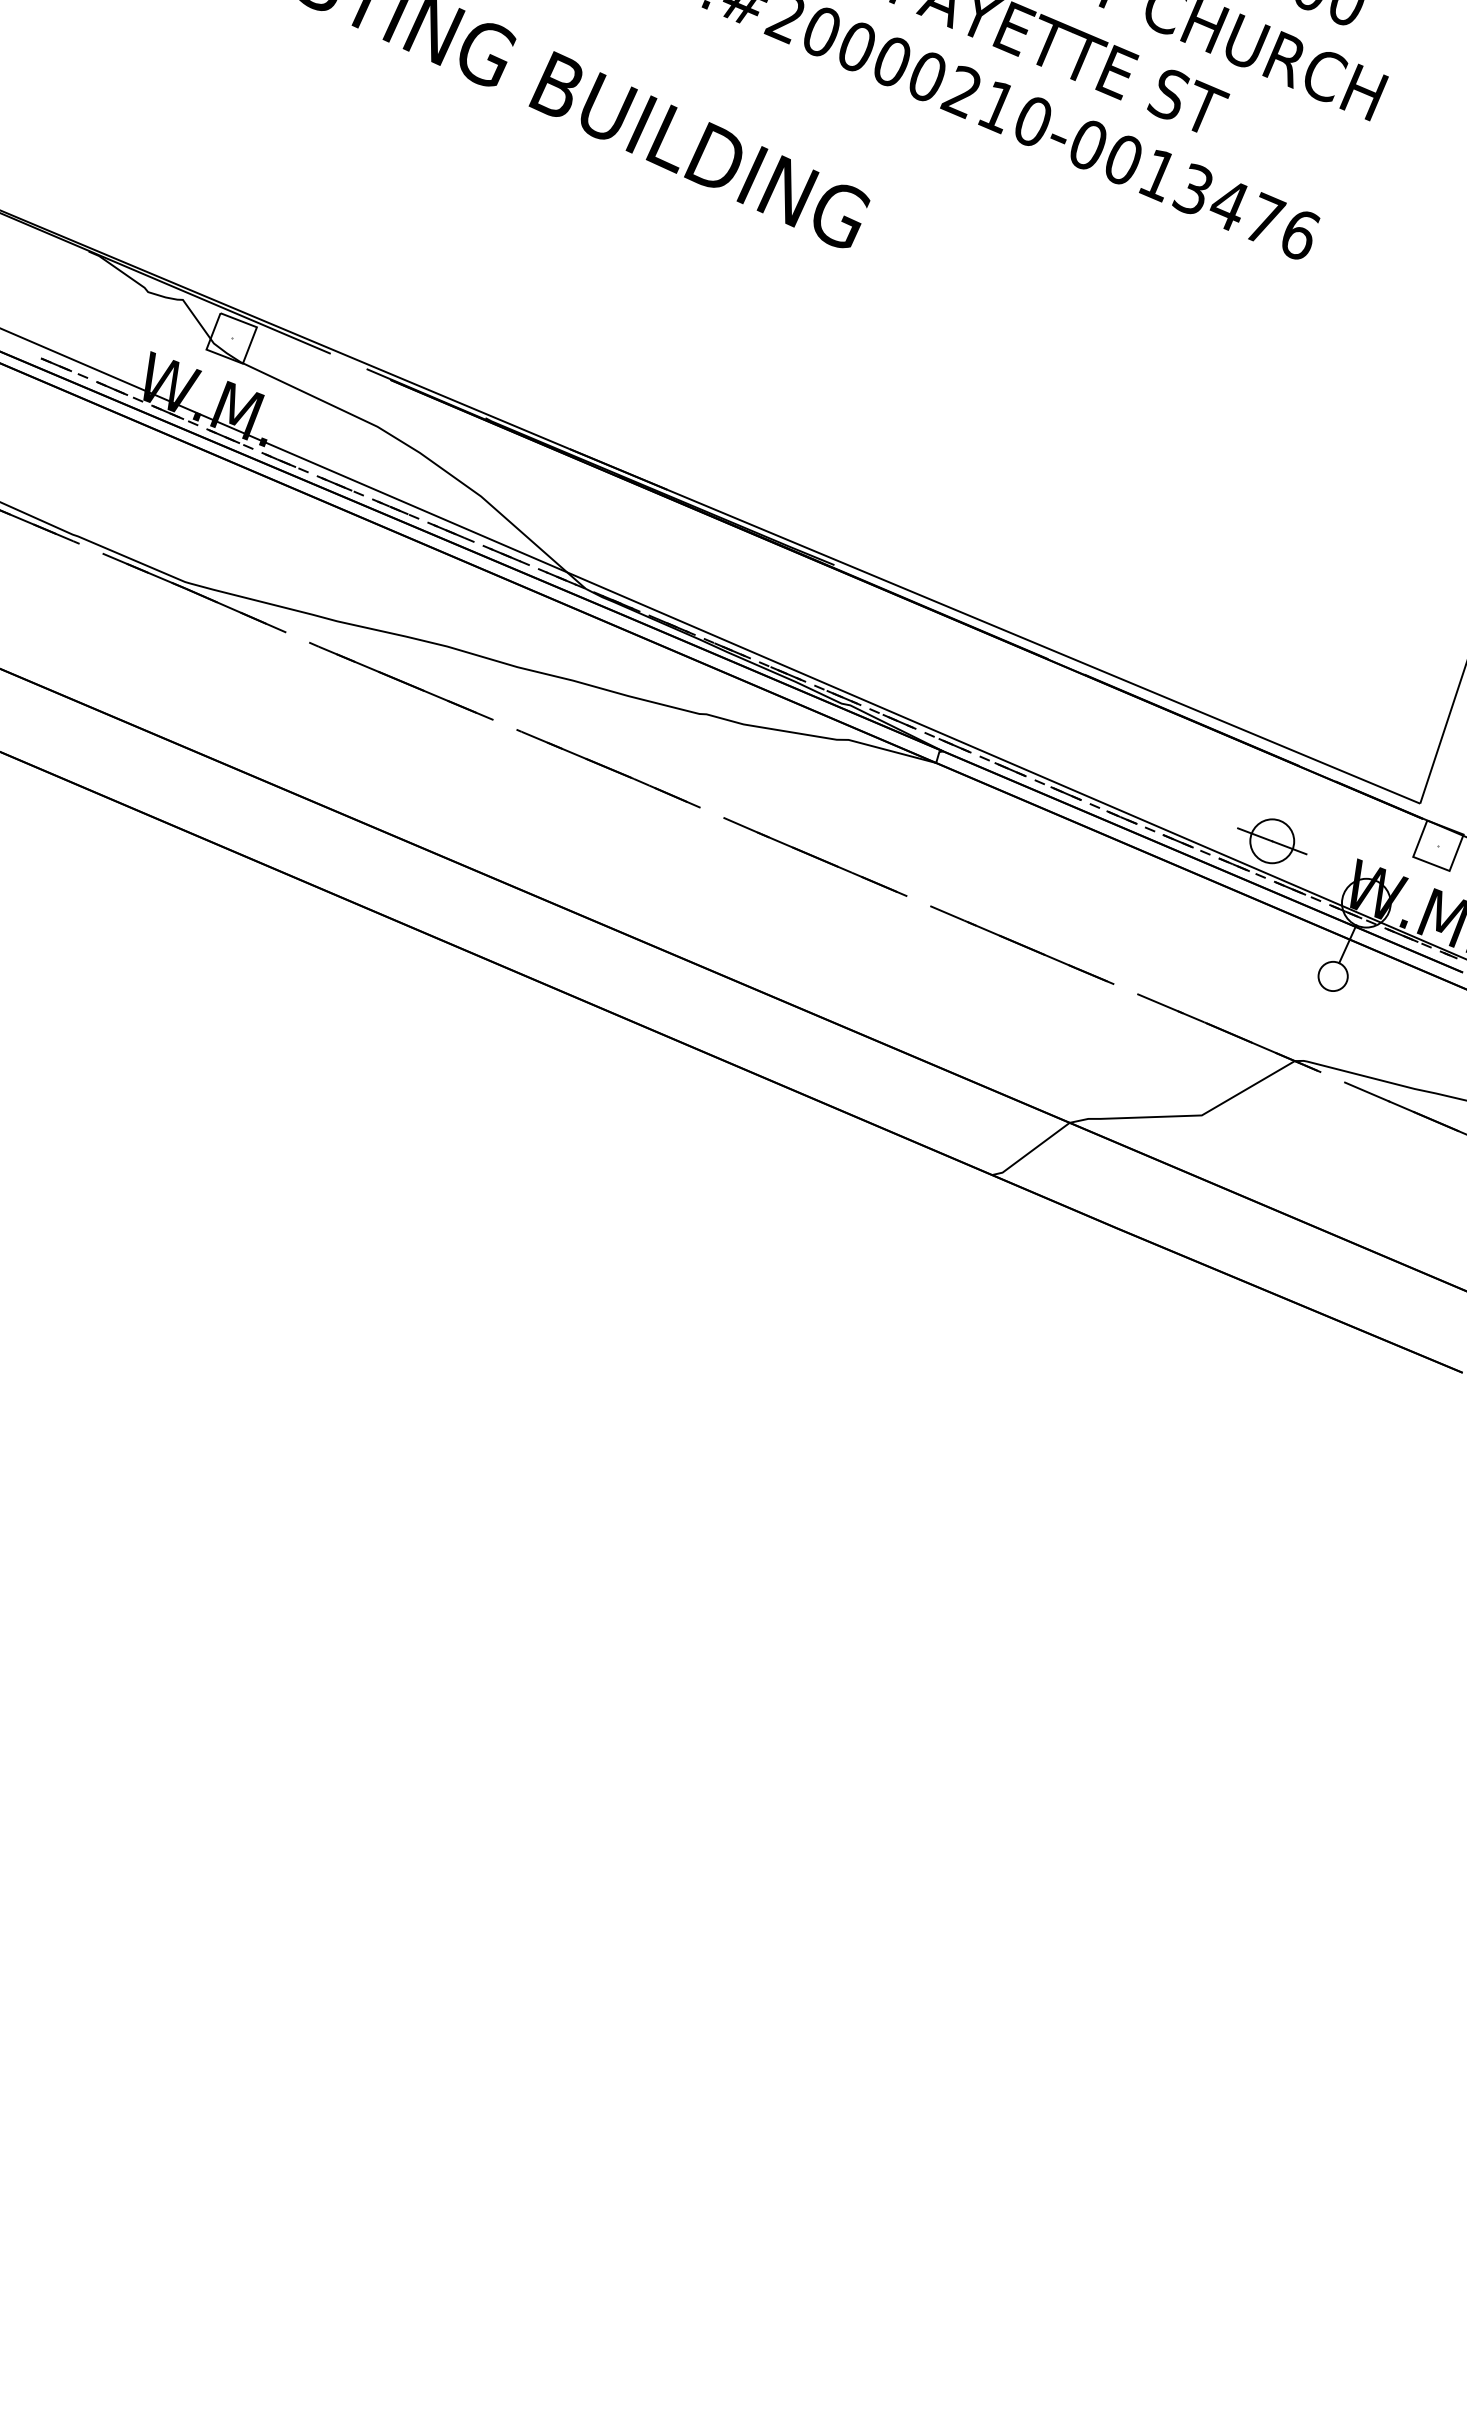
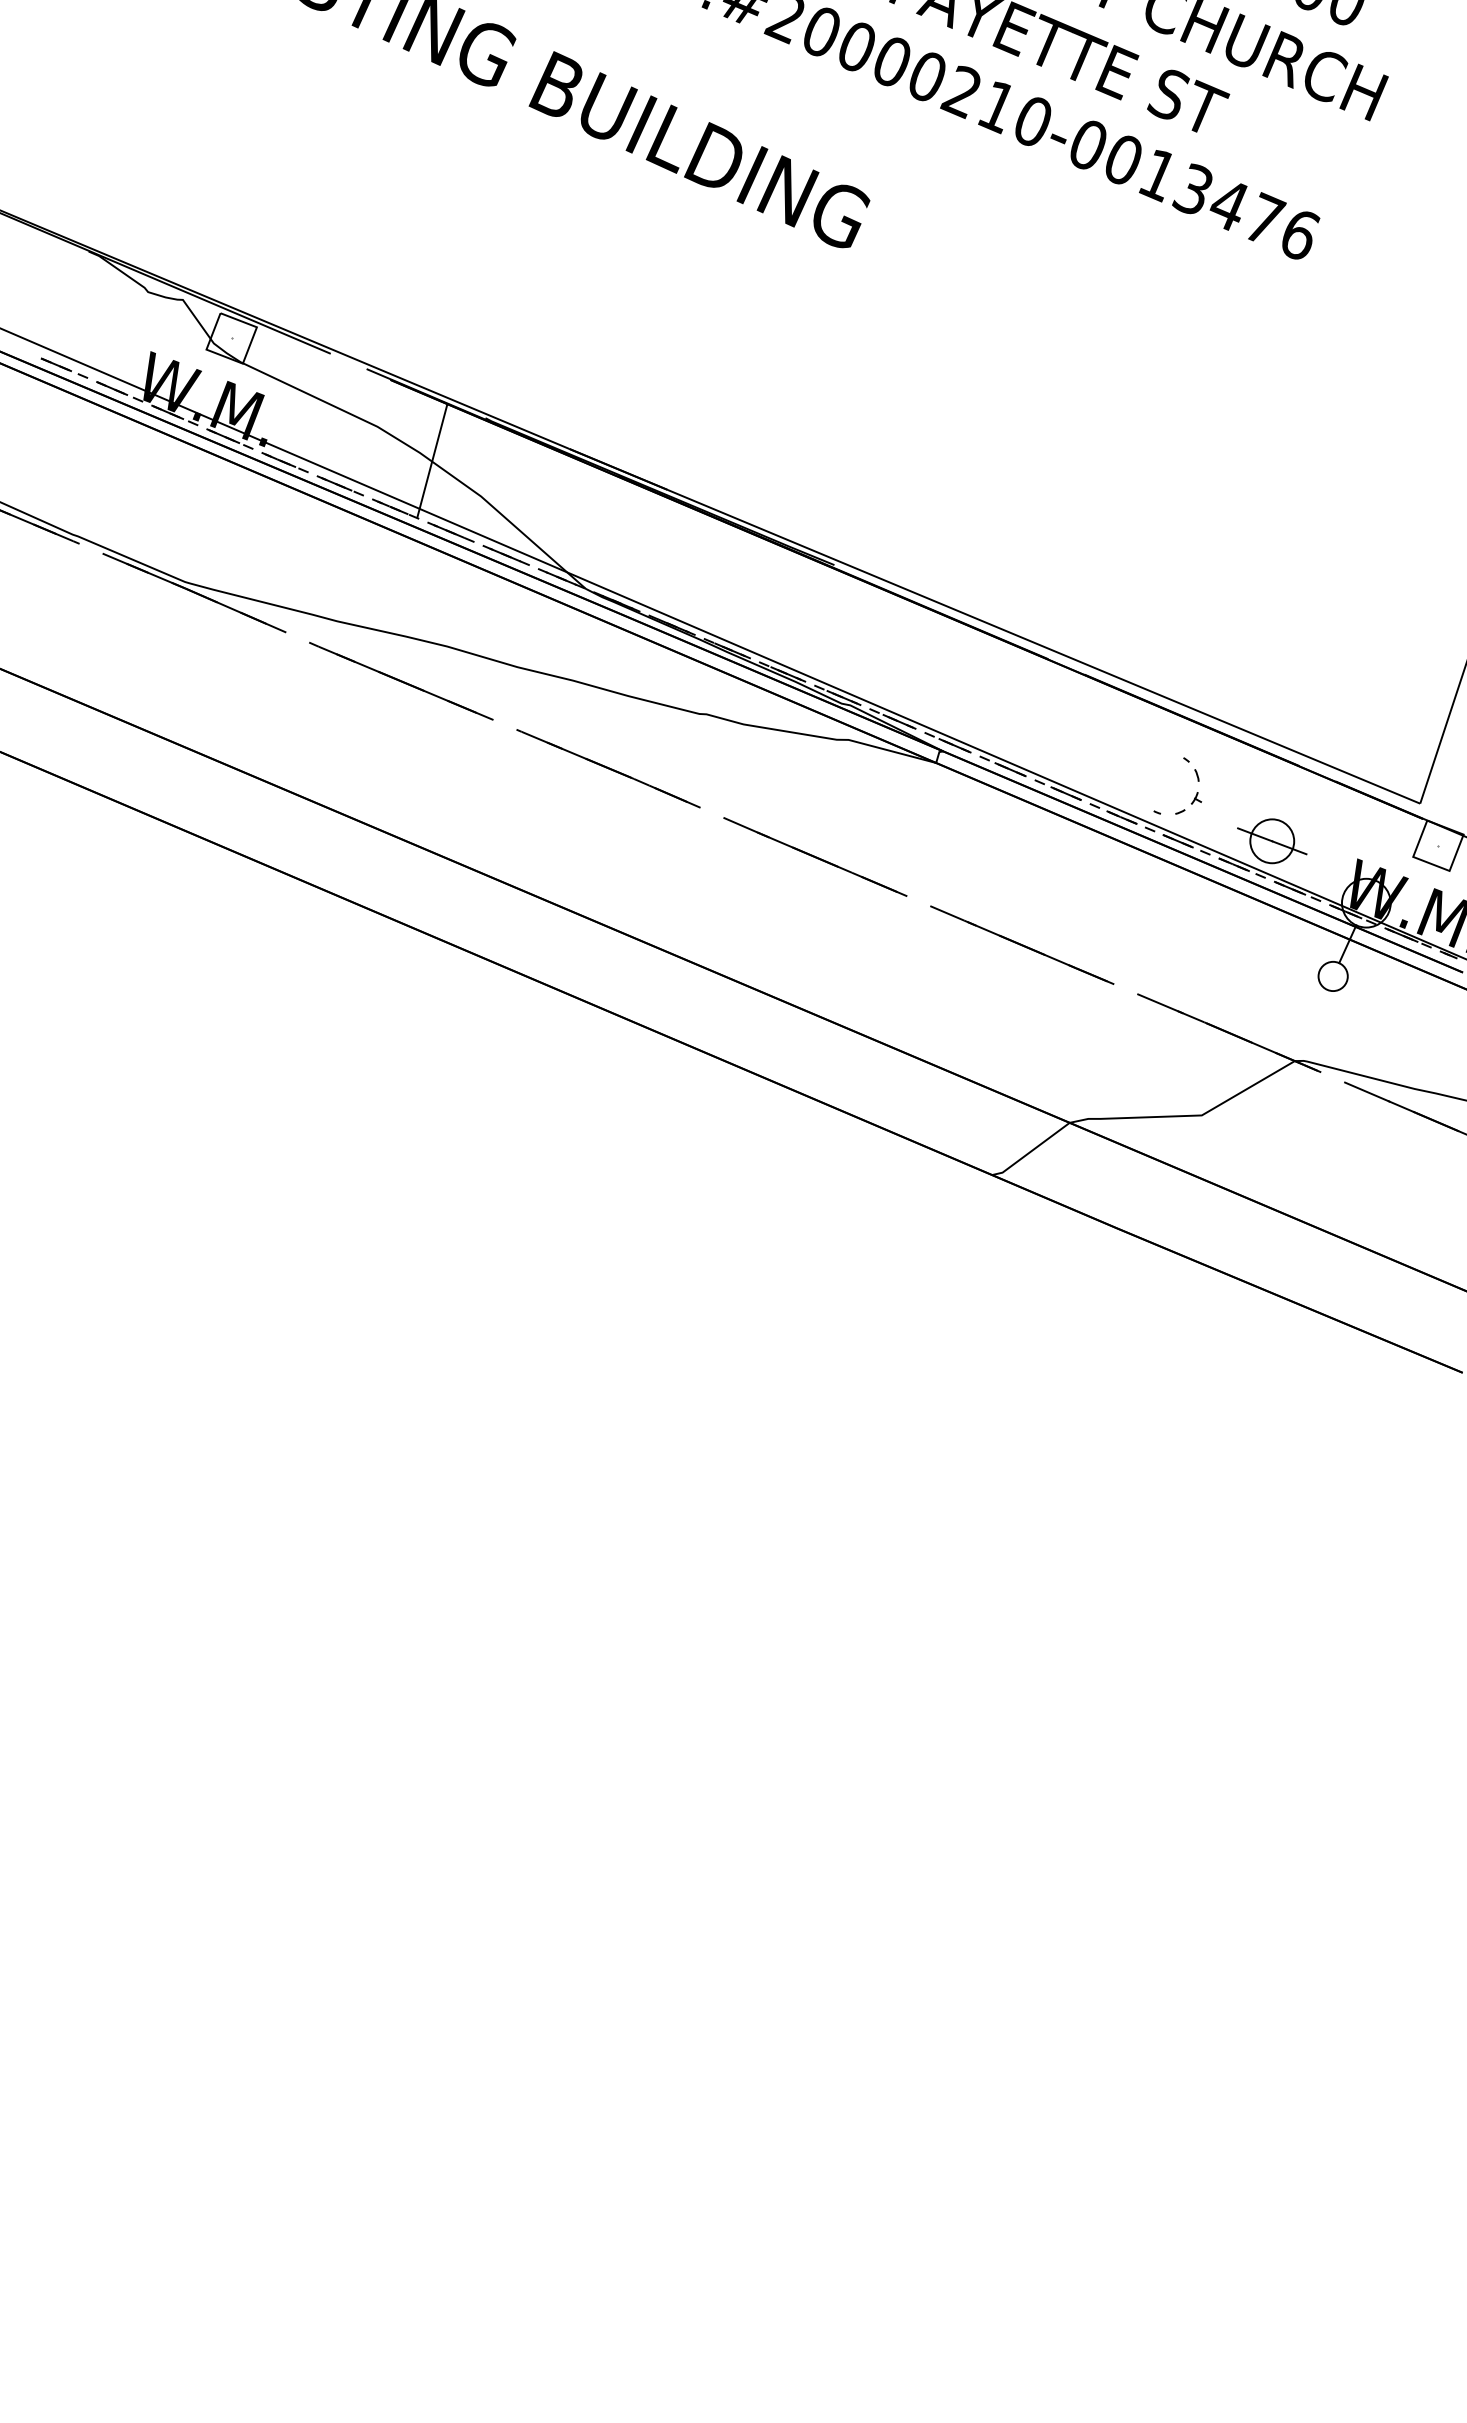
line: none -> present (432, 461)
part: none -> present (1196, 792)
